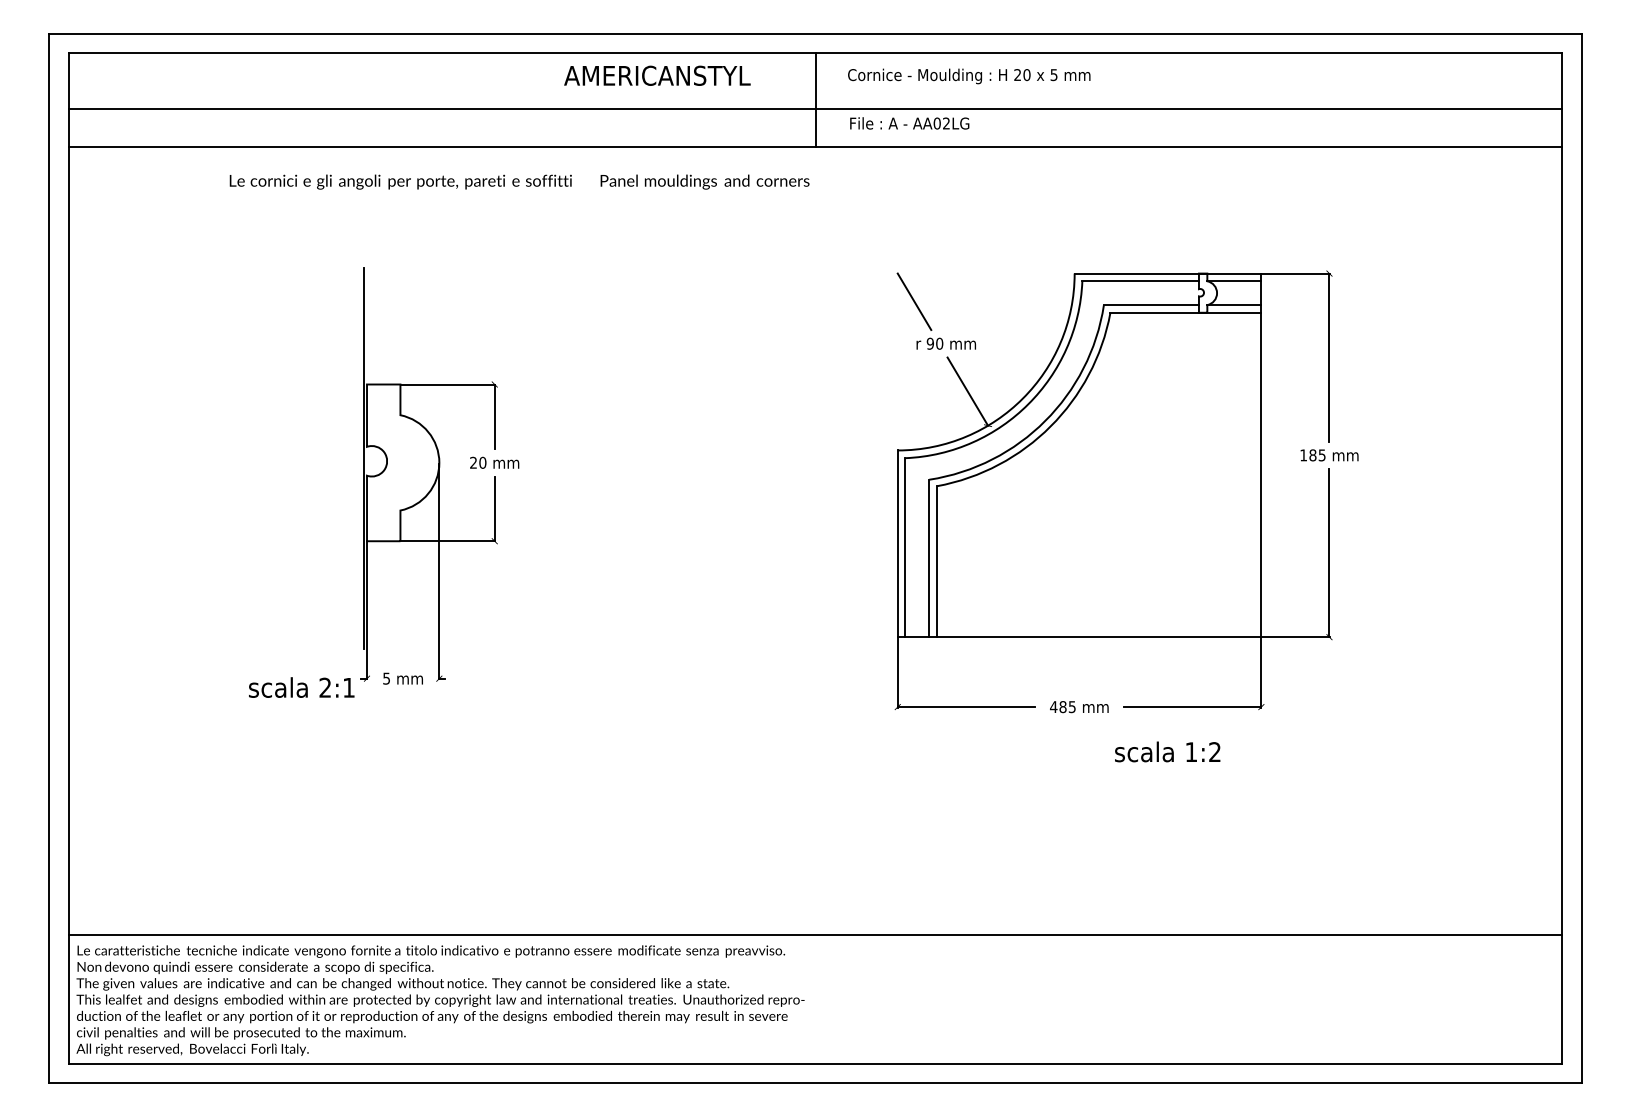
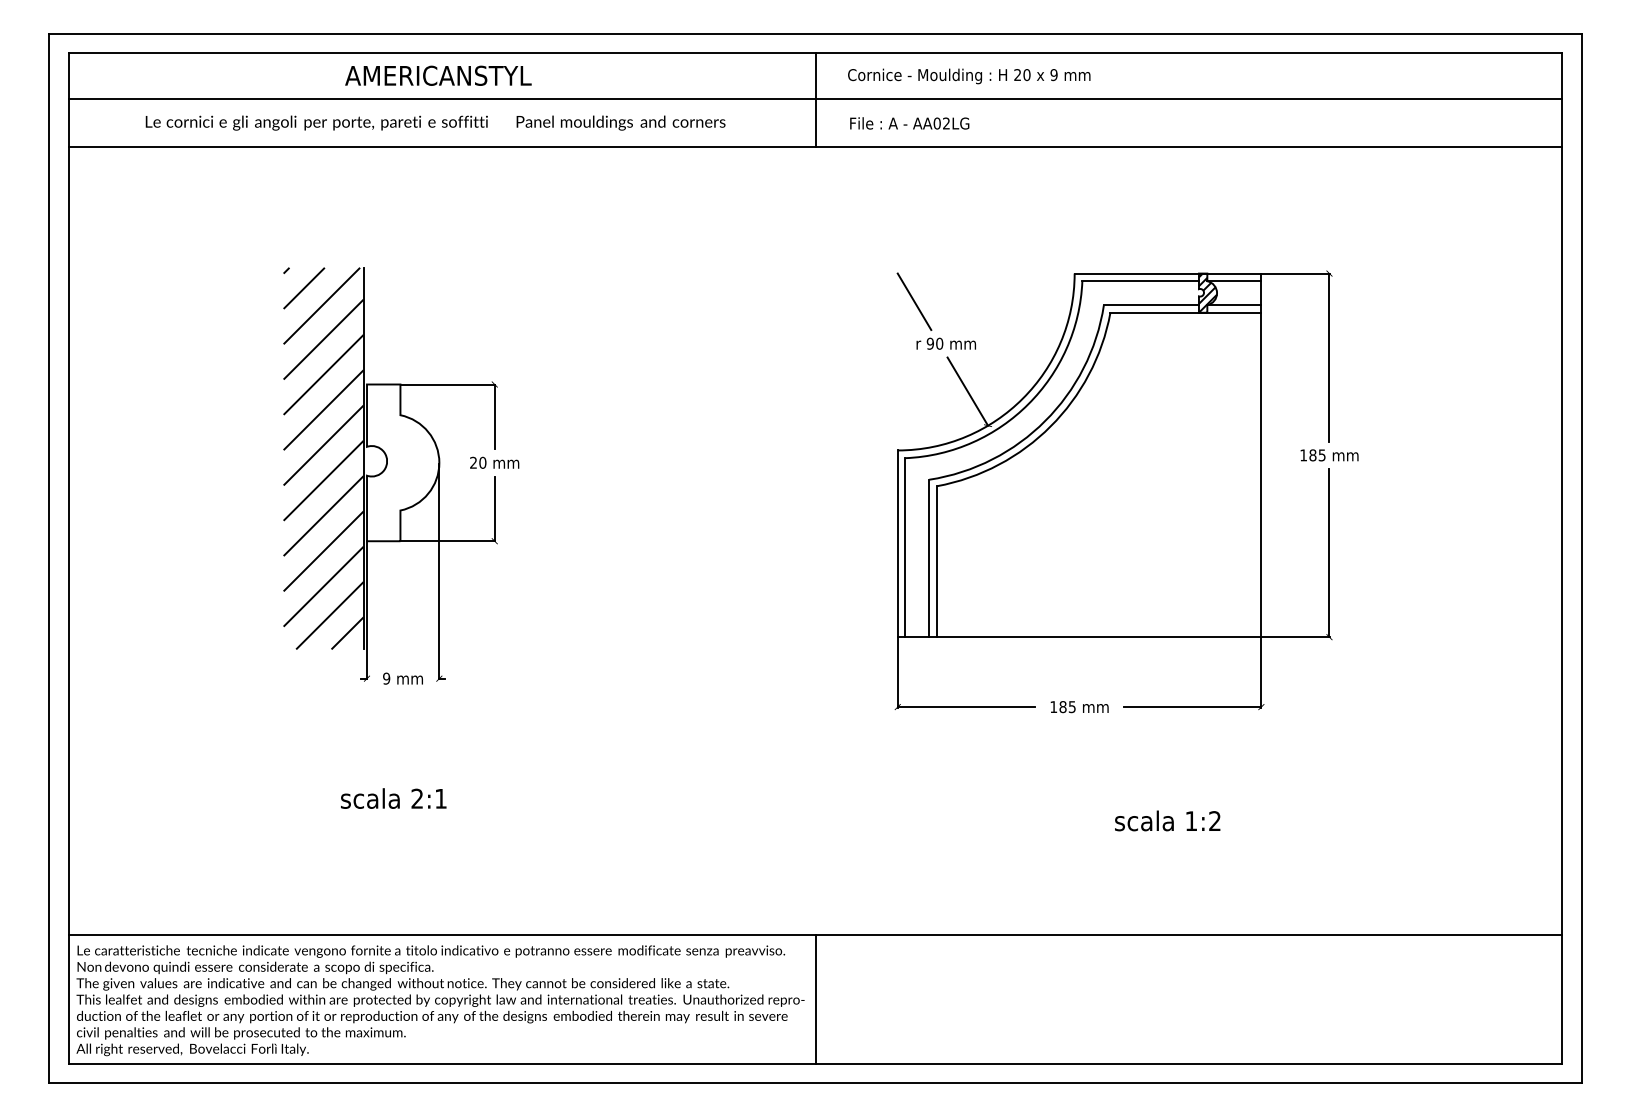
text: 5 -> 9 (1053, 74)
text position: (657, 75) -> (438, 75) (438, 75)
line position: (815, 108) -> (815, 98) (815, 98)
text position: (519, 181) -> (435, 122) (435, 122)
hatch: none -> present (1207, 292)
hatch: none -> present (323, 458)
text: 5 -> 9 (386, 678)
text position: (301, 687) -> (393, 798) (393, 798)
text: 485 -> 185 (1053, 706)
text position: (1167, 751) -> (1167, 820) (1167, 820)
line: none -> present (815, 998)
